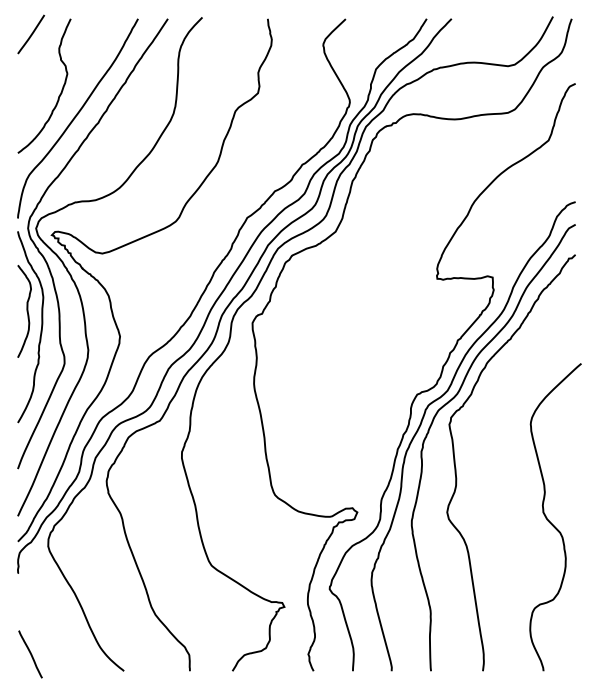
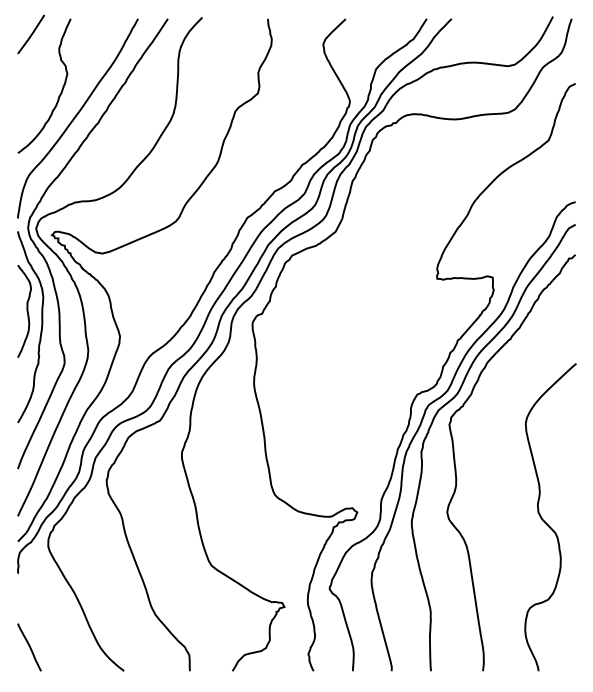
curve position: (550, 521) -> (545, 521) (545, 521)
line position: (30, 654) -> (29, 647) (29, 647)
